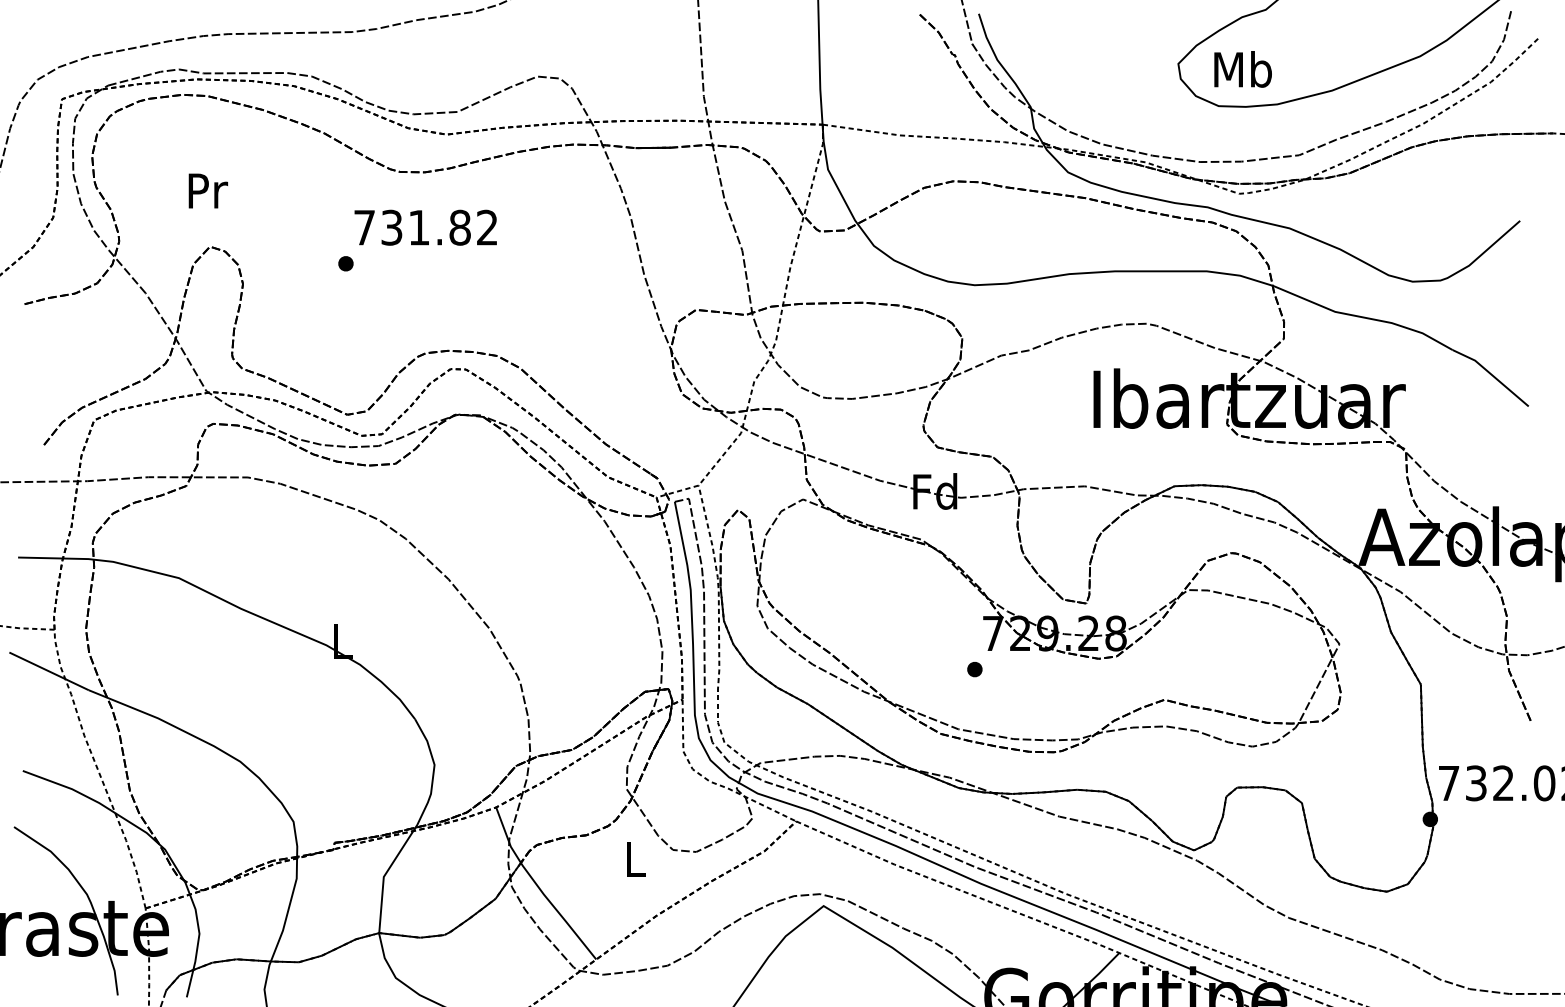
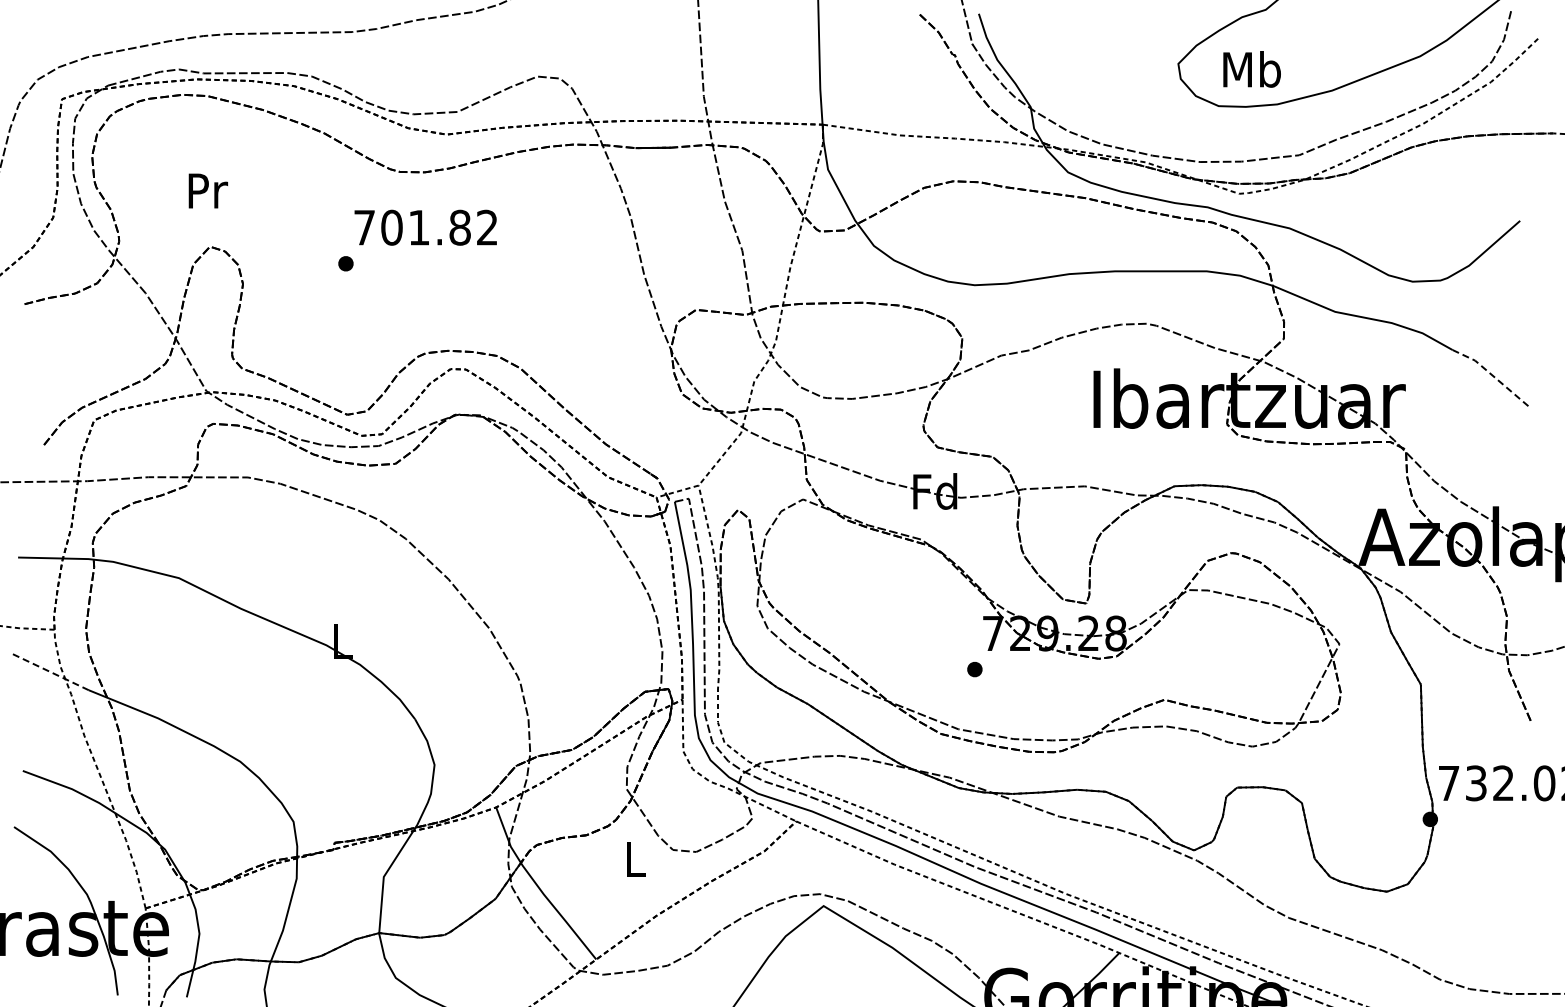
text position: (1242, 69) -> (1251, 69) (1251, 69)
text: 731.82 -> 701.82 (391, 227)
line: solid -> dashed (1492, 375)
line: solid -> dashed (49, 671)
